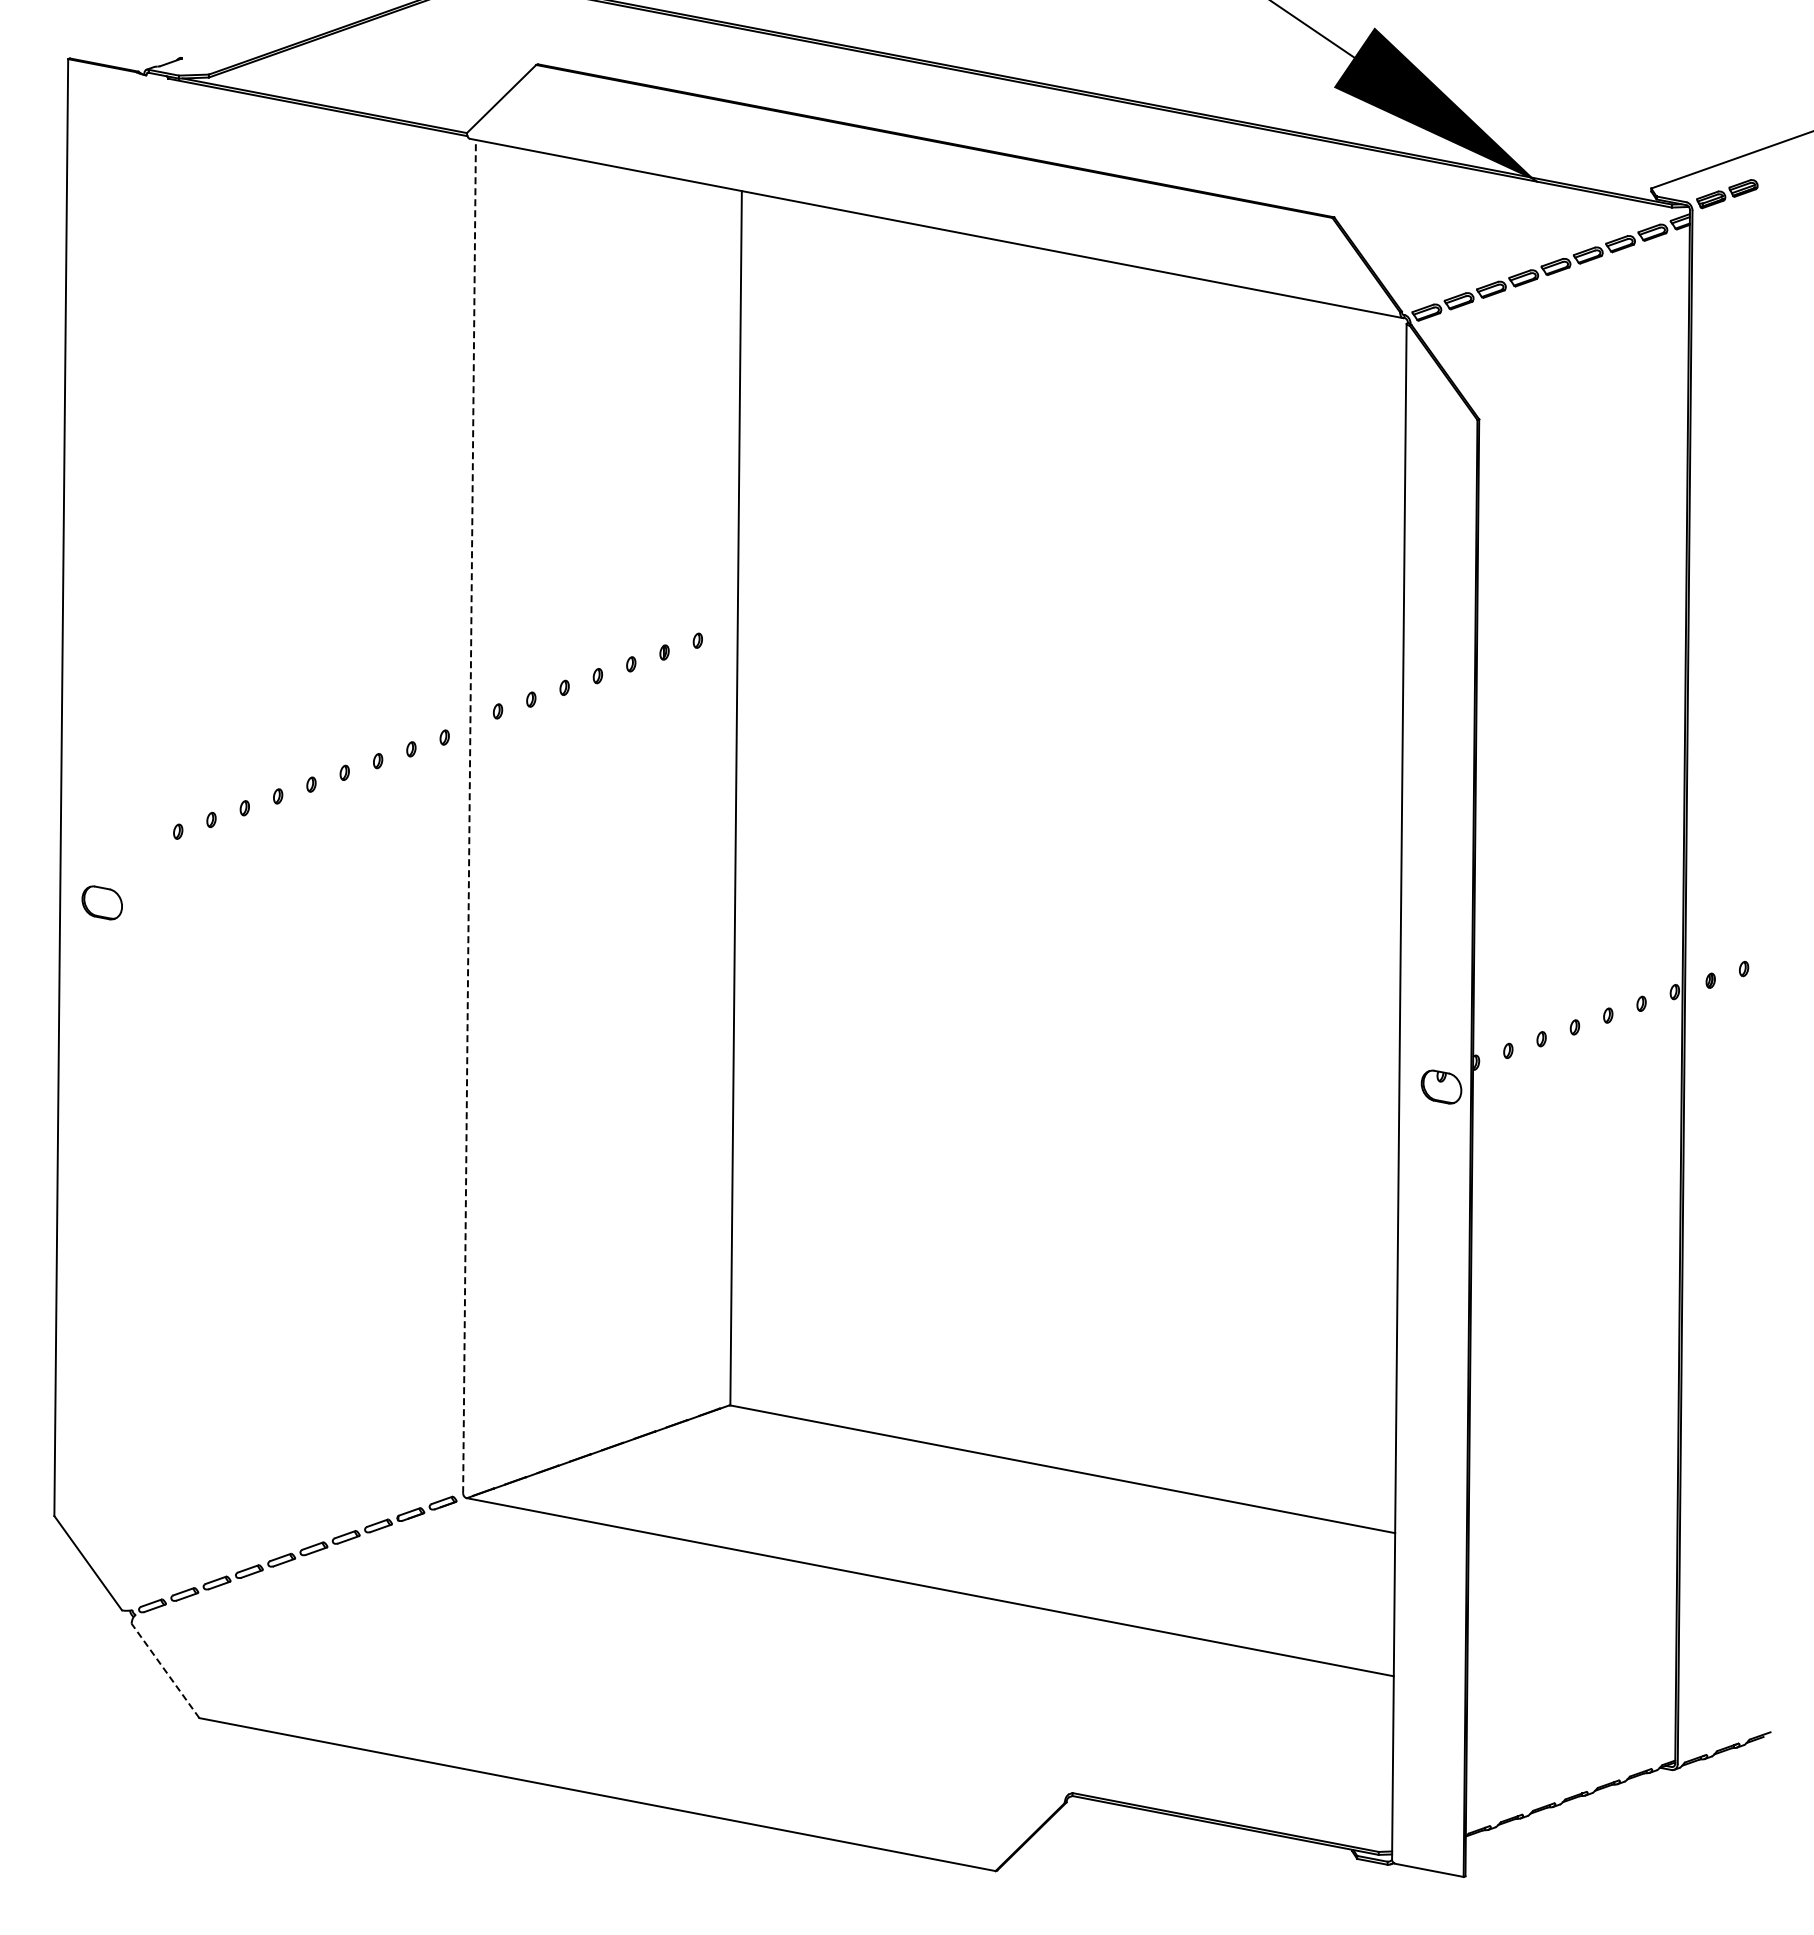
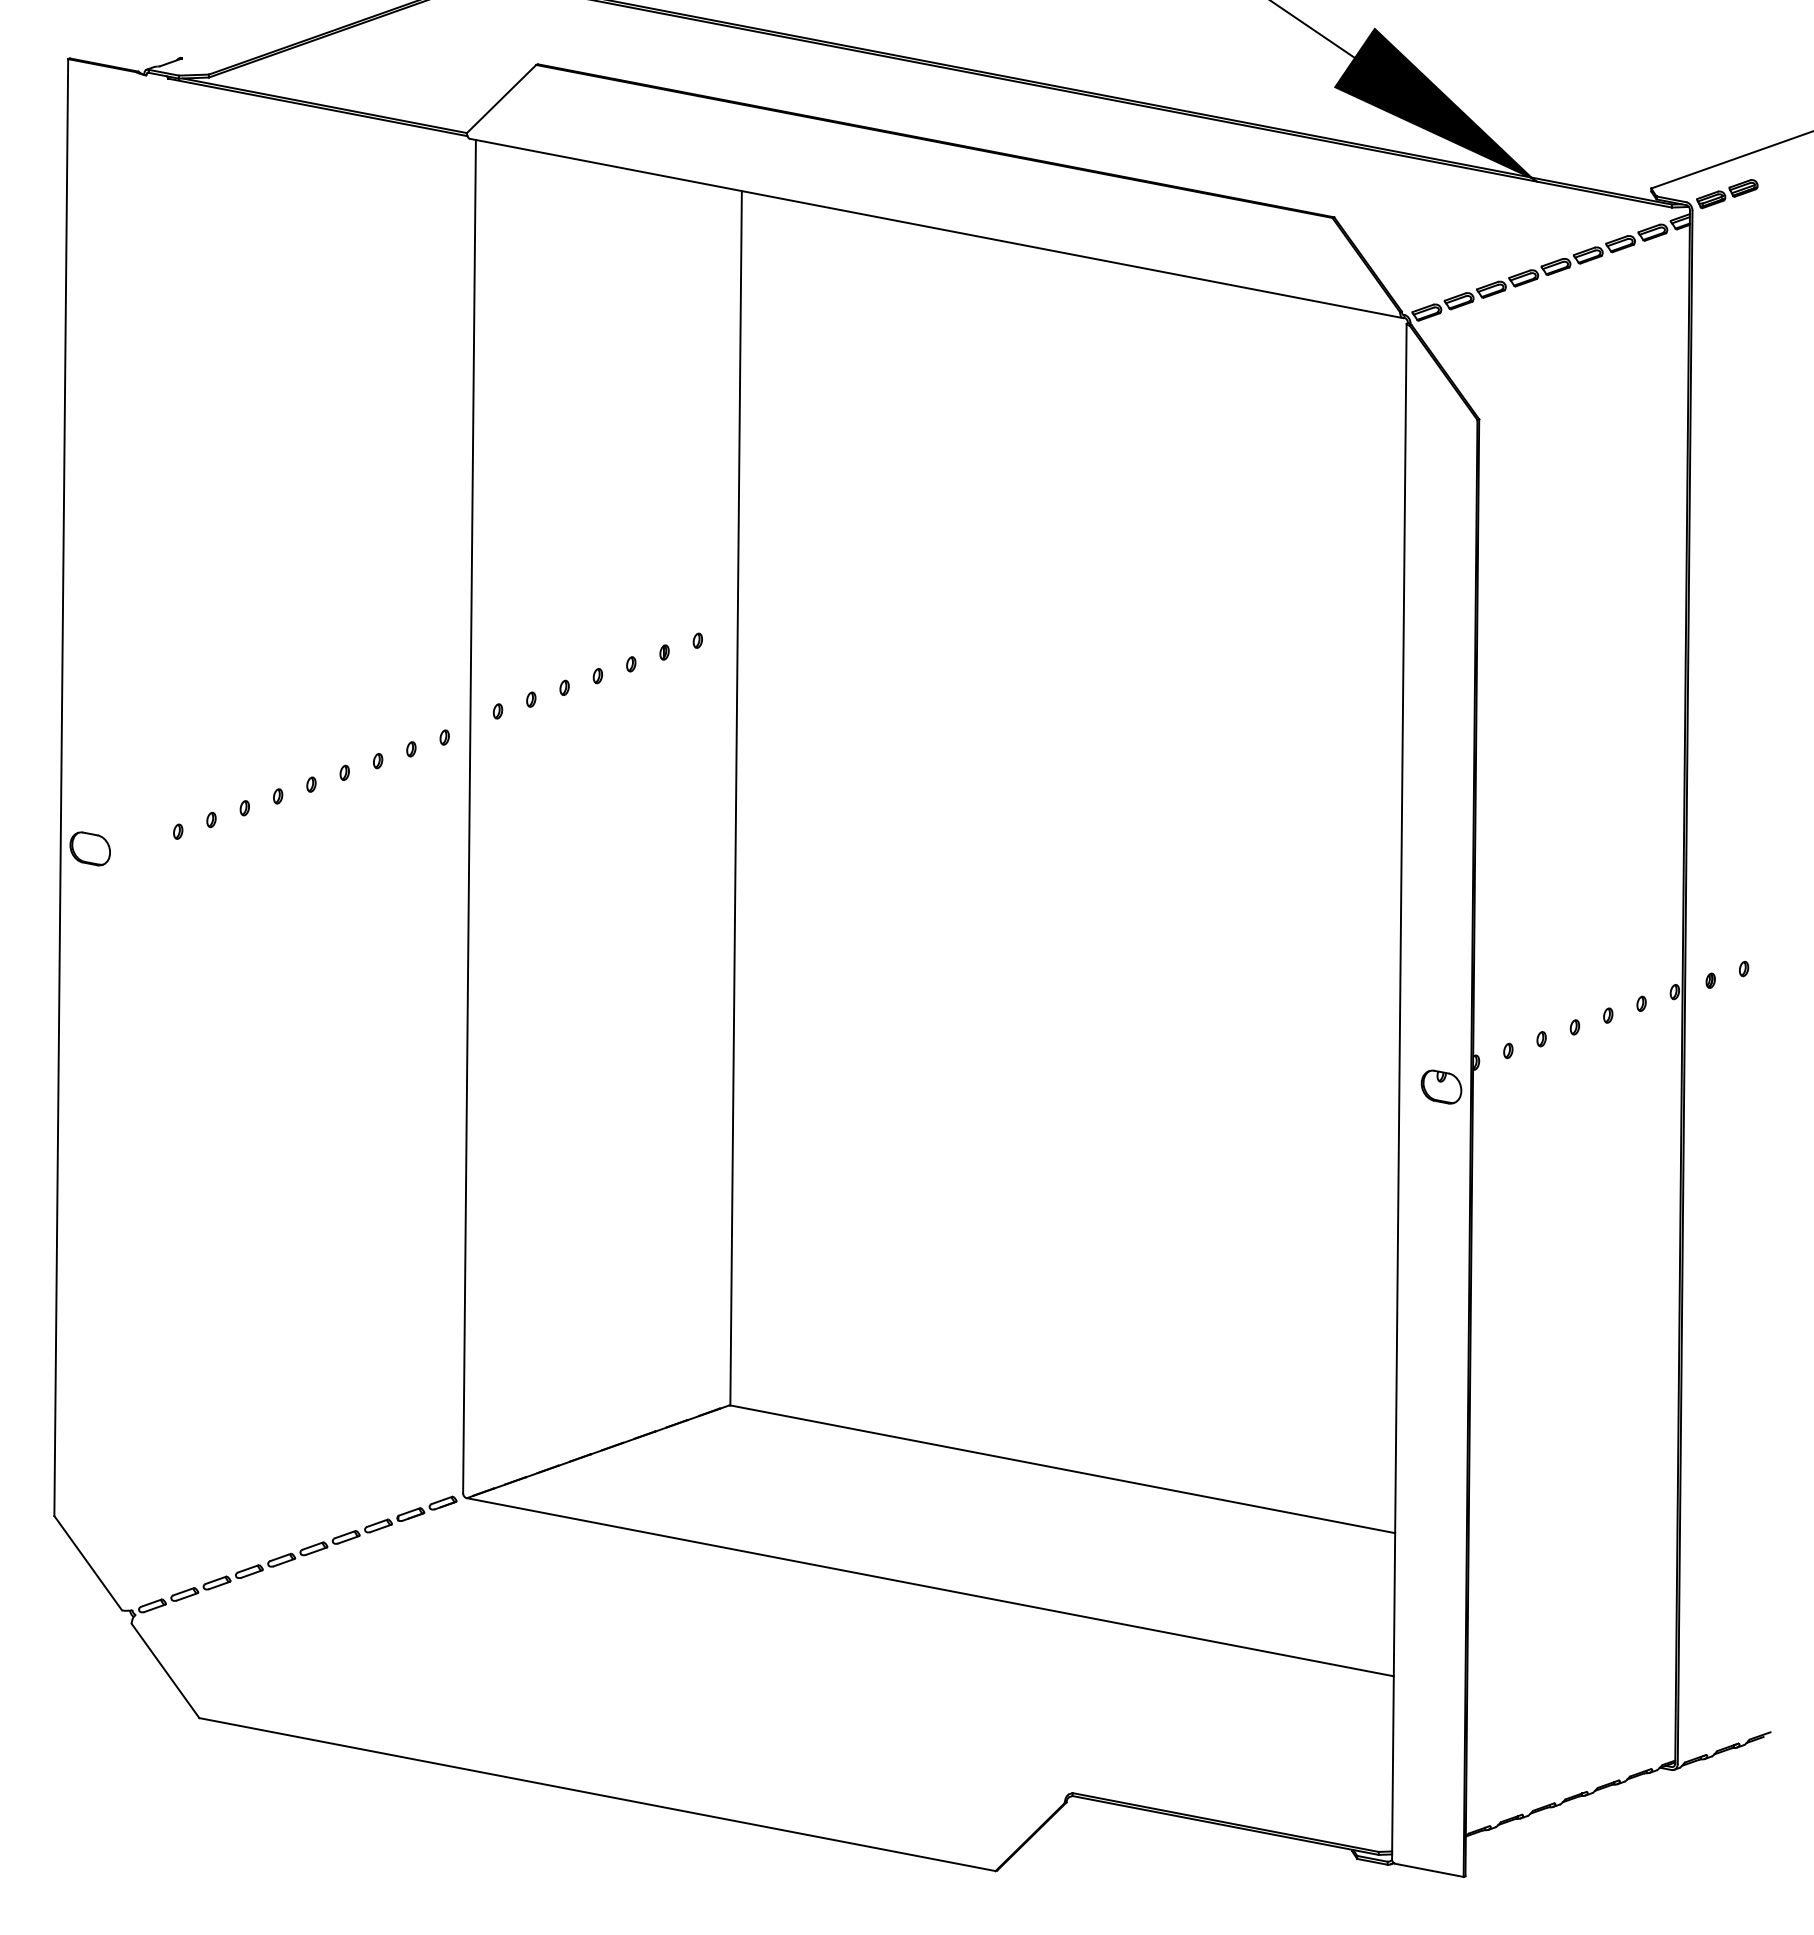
line: dashed -> solid (469, 816)
part position: (101, 902) -> (89, 848) (89, 848)
line: dashed -> solid (165, 1670)
